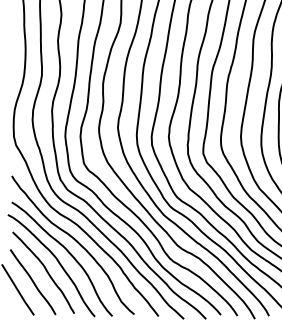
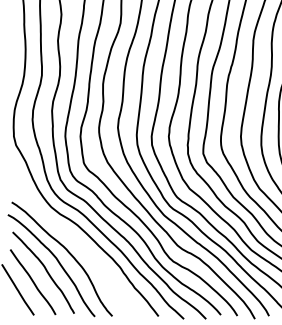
curve: present -> none (75, 241)
